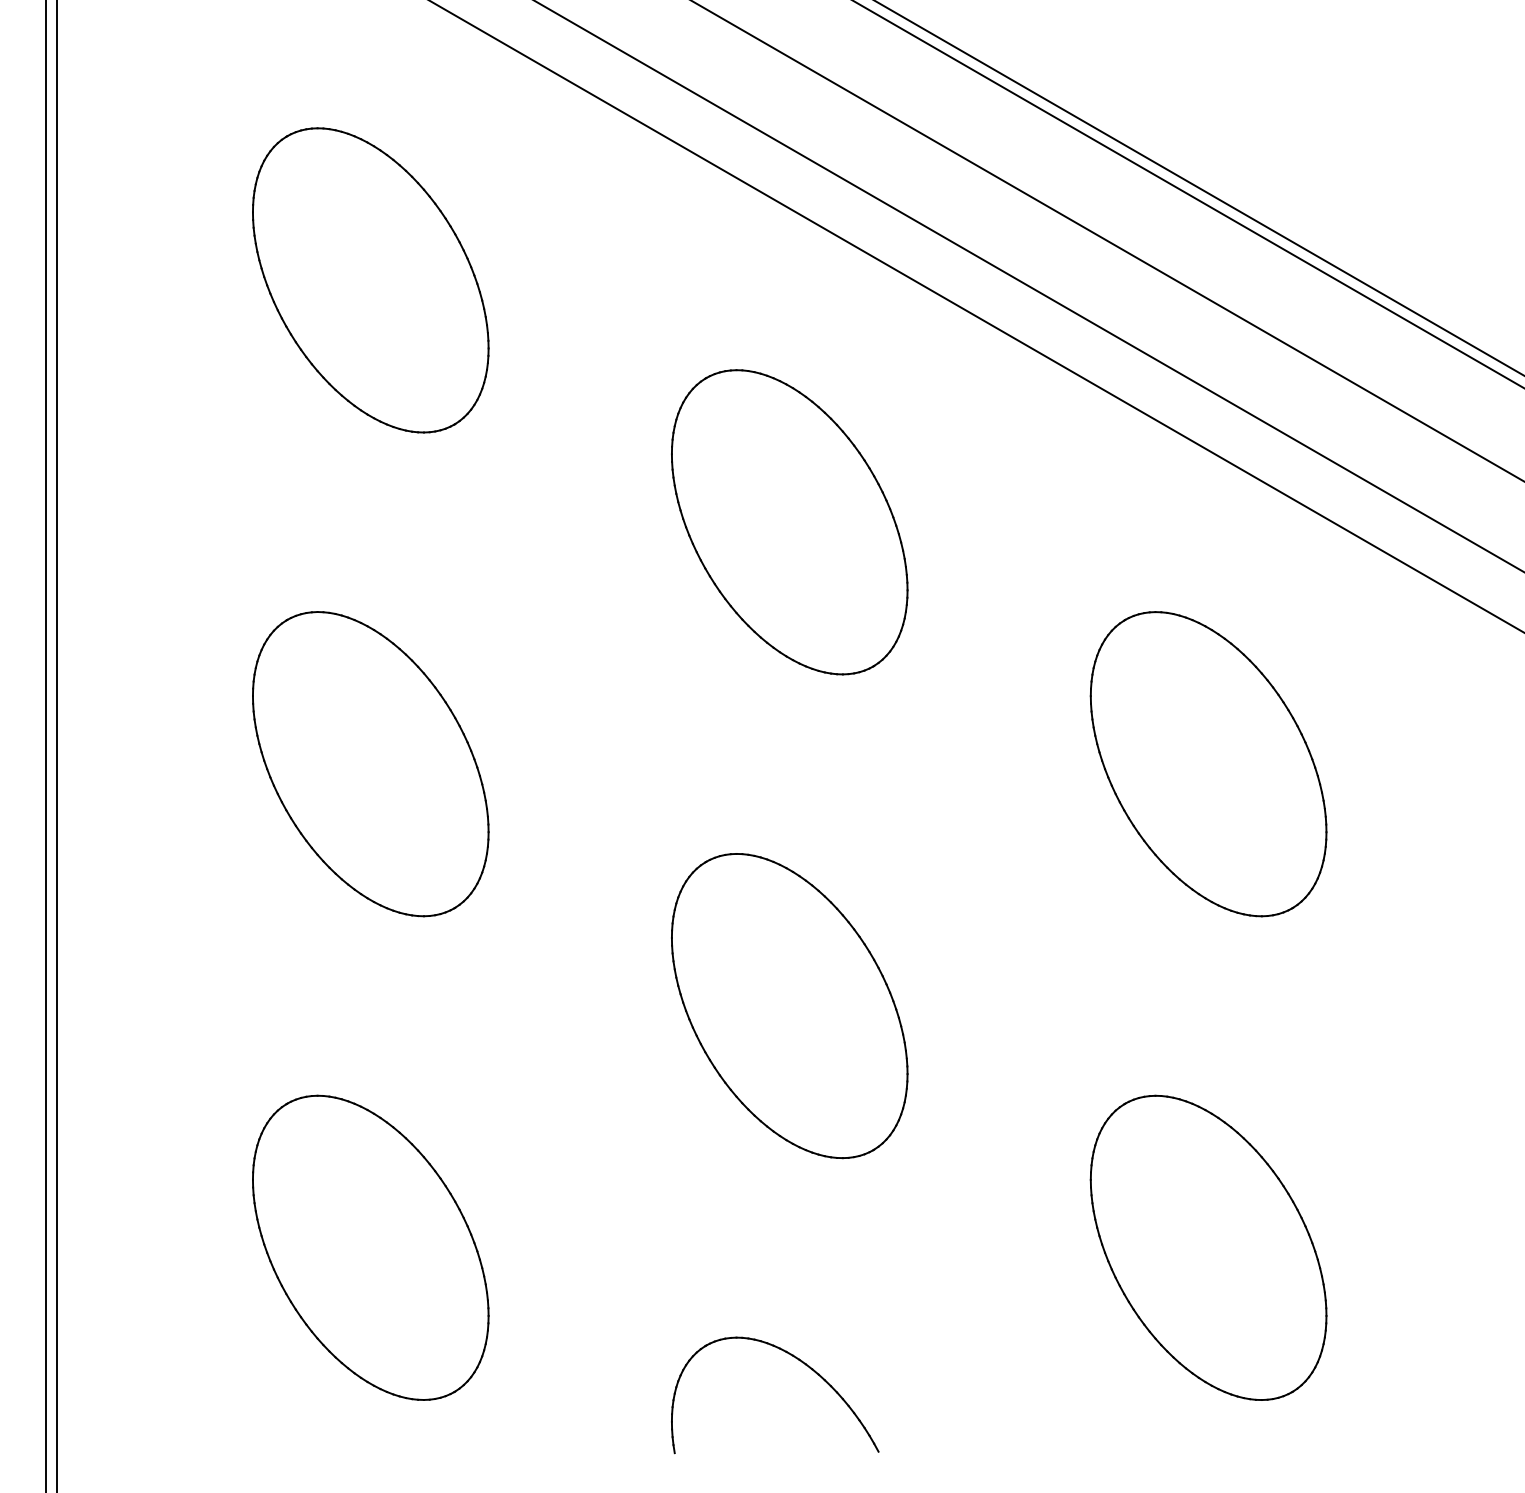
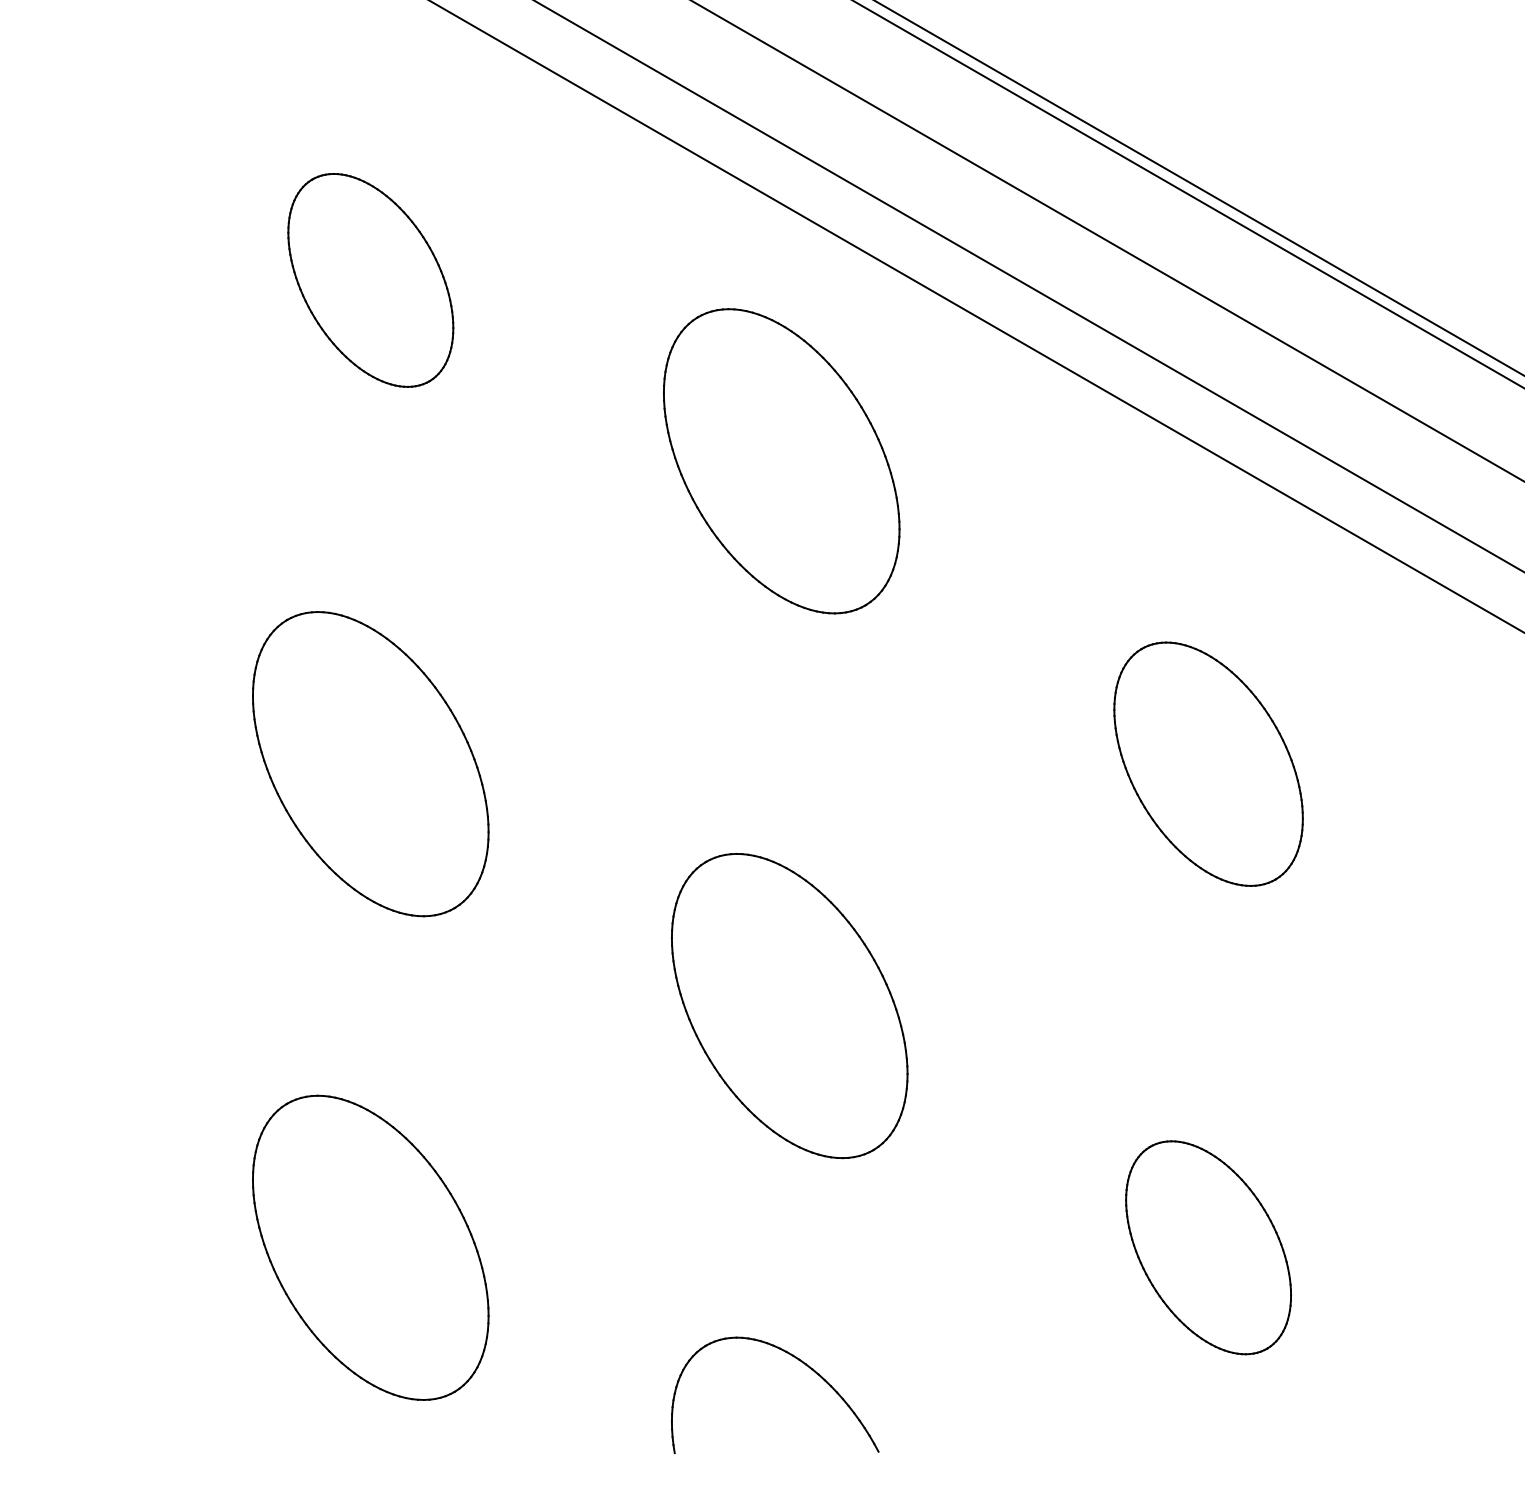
part size: 238x307 px -> 168x215 px (370, 280)
part position: (789, 522) -> (781, 461) (781, 461)
line: present -> none (45, 745)
line: present -> none (56, 745)
part size: 239x307 px -> 191x246 px (1208, 763)
part size: 239x307 px -> 167x216 px (1208, 1247)
